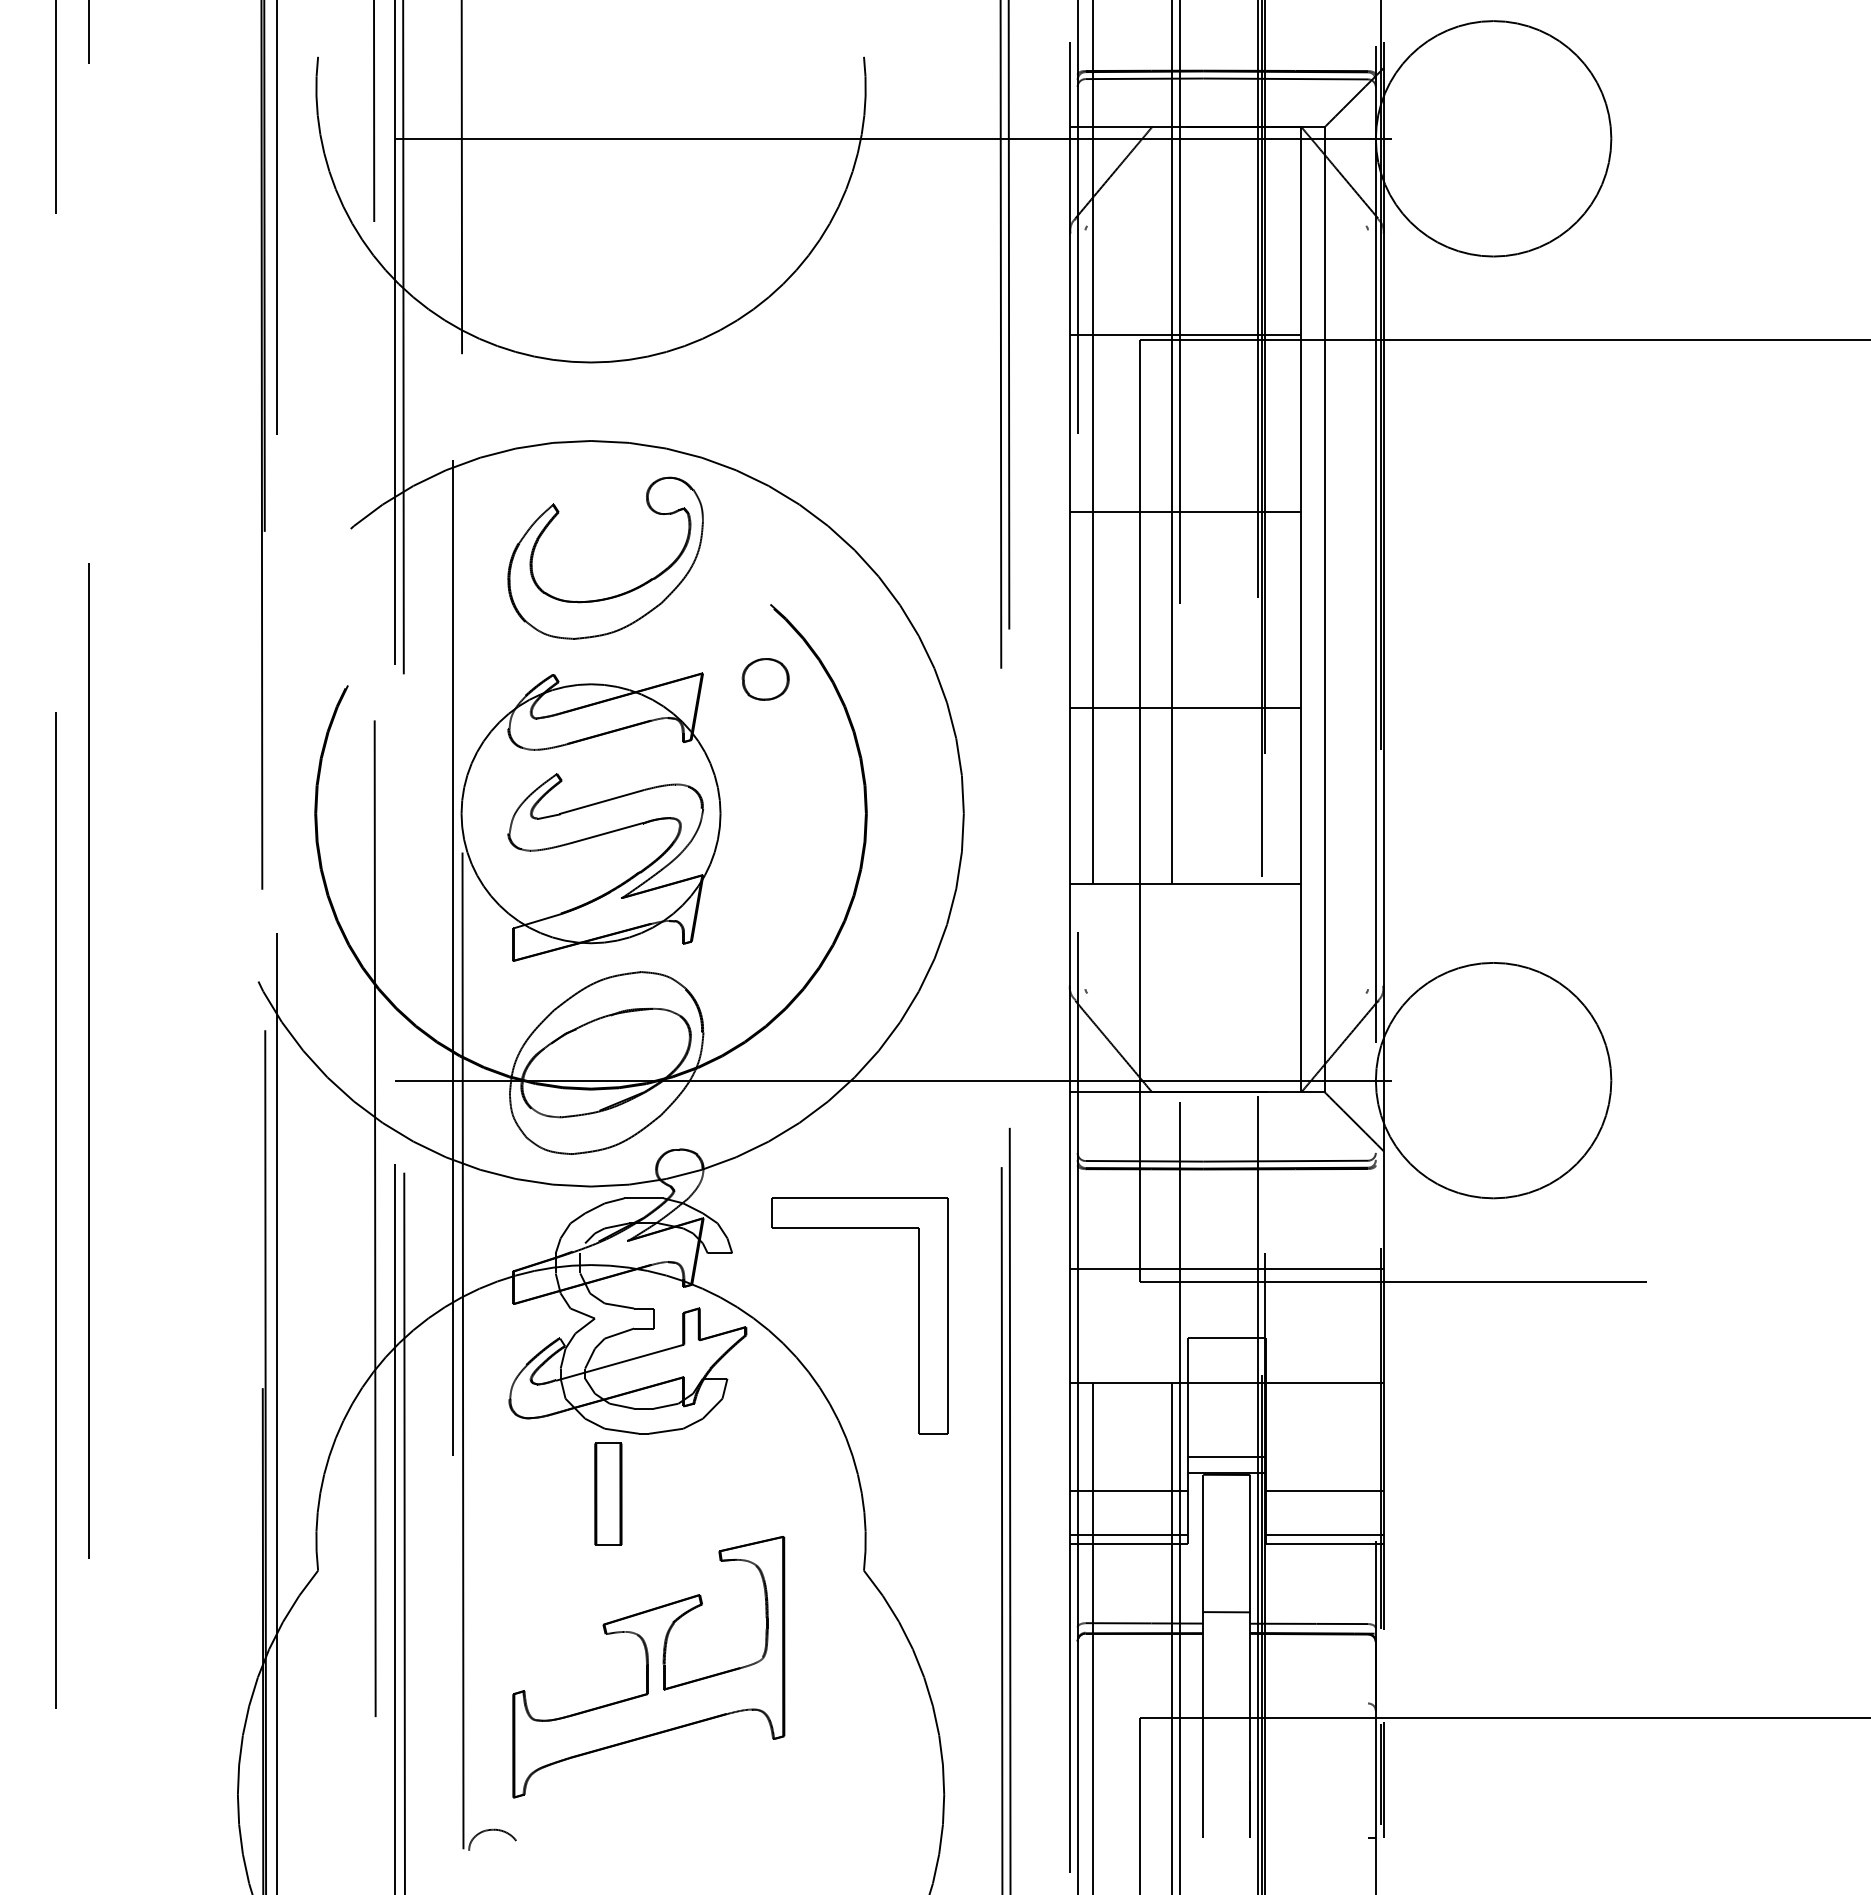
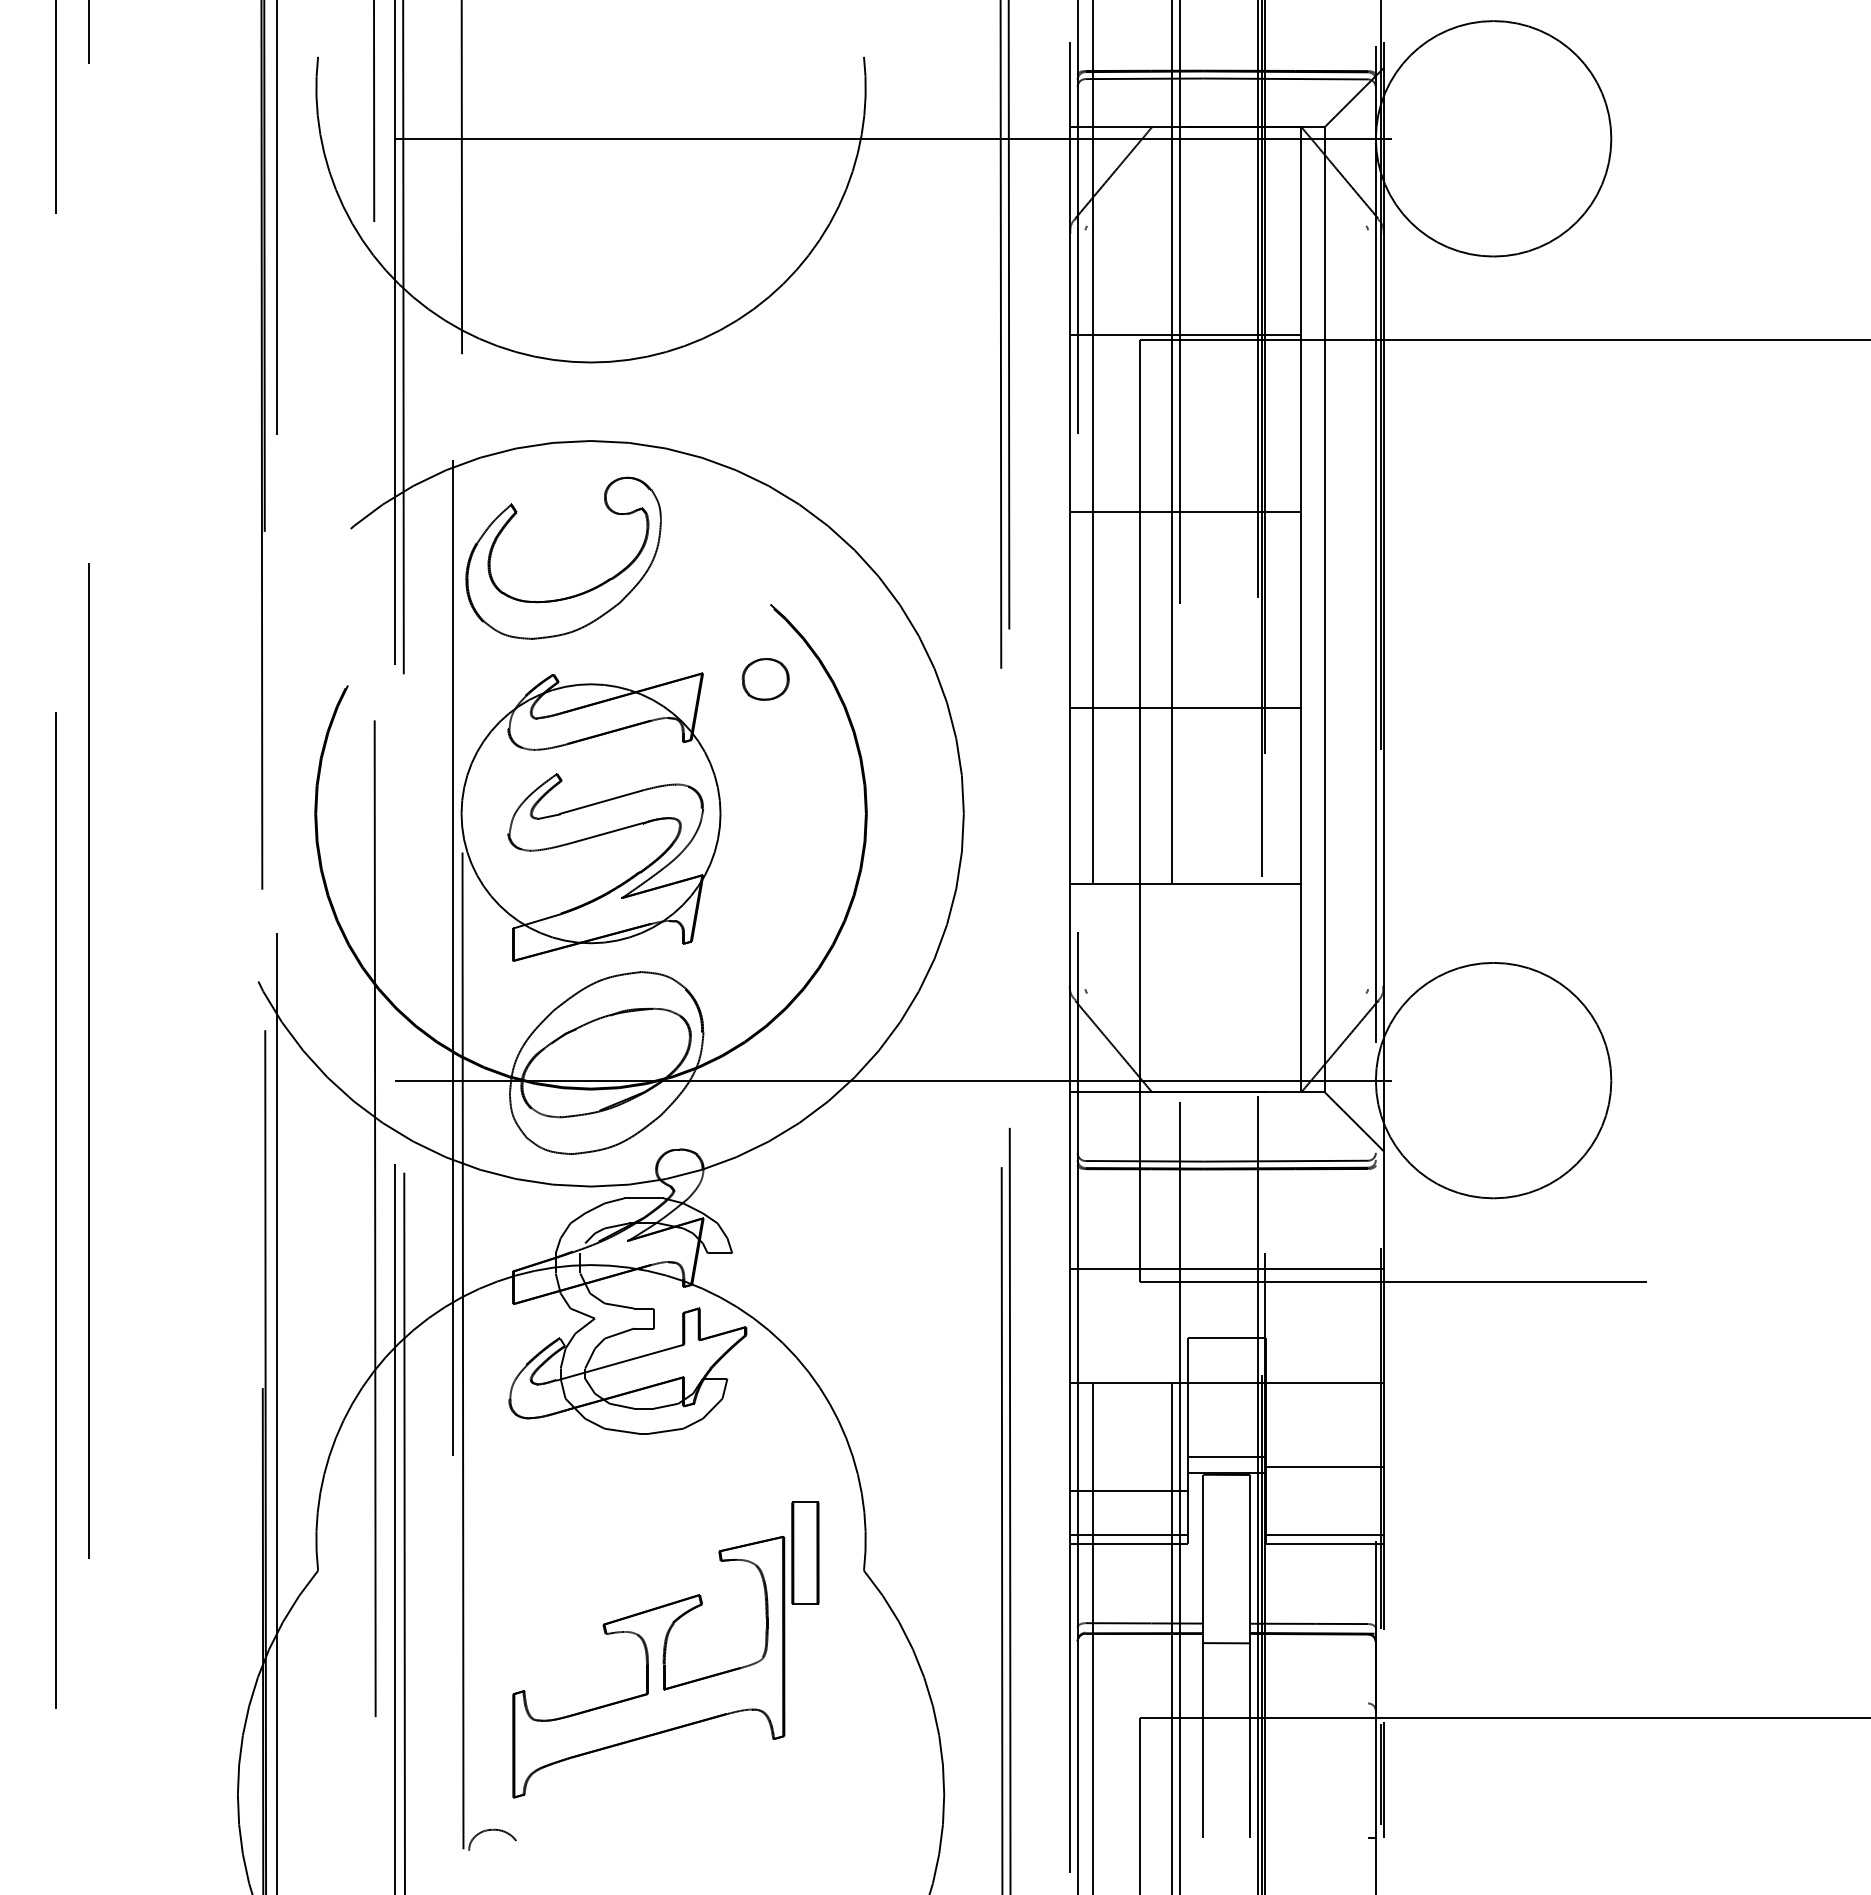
part position: (617, 594) -> (575, 594) (575, 594)
part: present -> none (918, 1315)
line position: (1324, 1491) -> (1324, 1467) (1324, 1467)
part position: (608, 1493) -> (805, 1552) (805, 1552)
line position: (1226, 1612) -> (1226, 1643) (1226, 1643)
